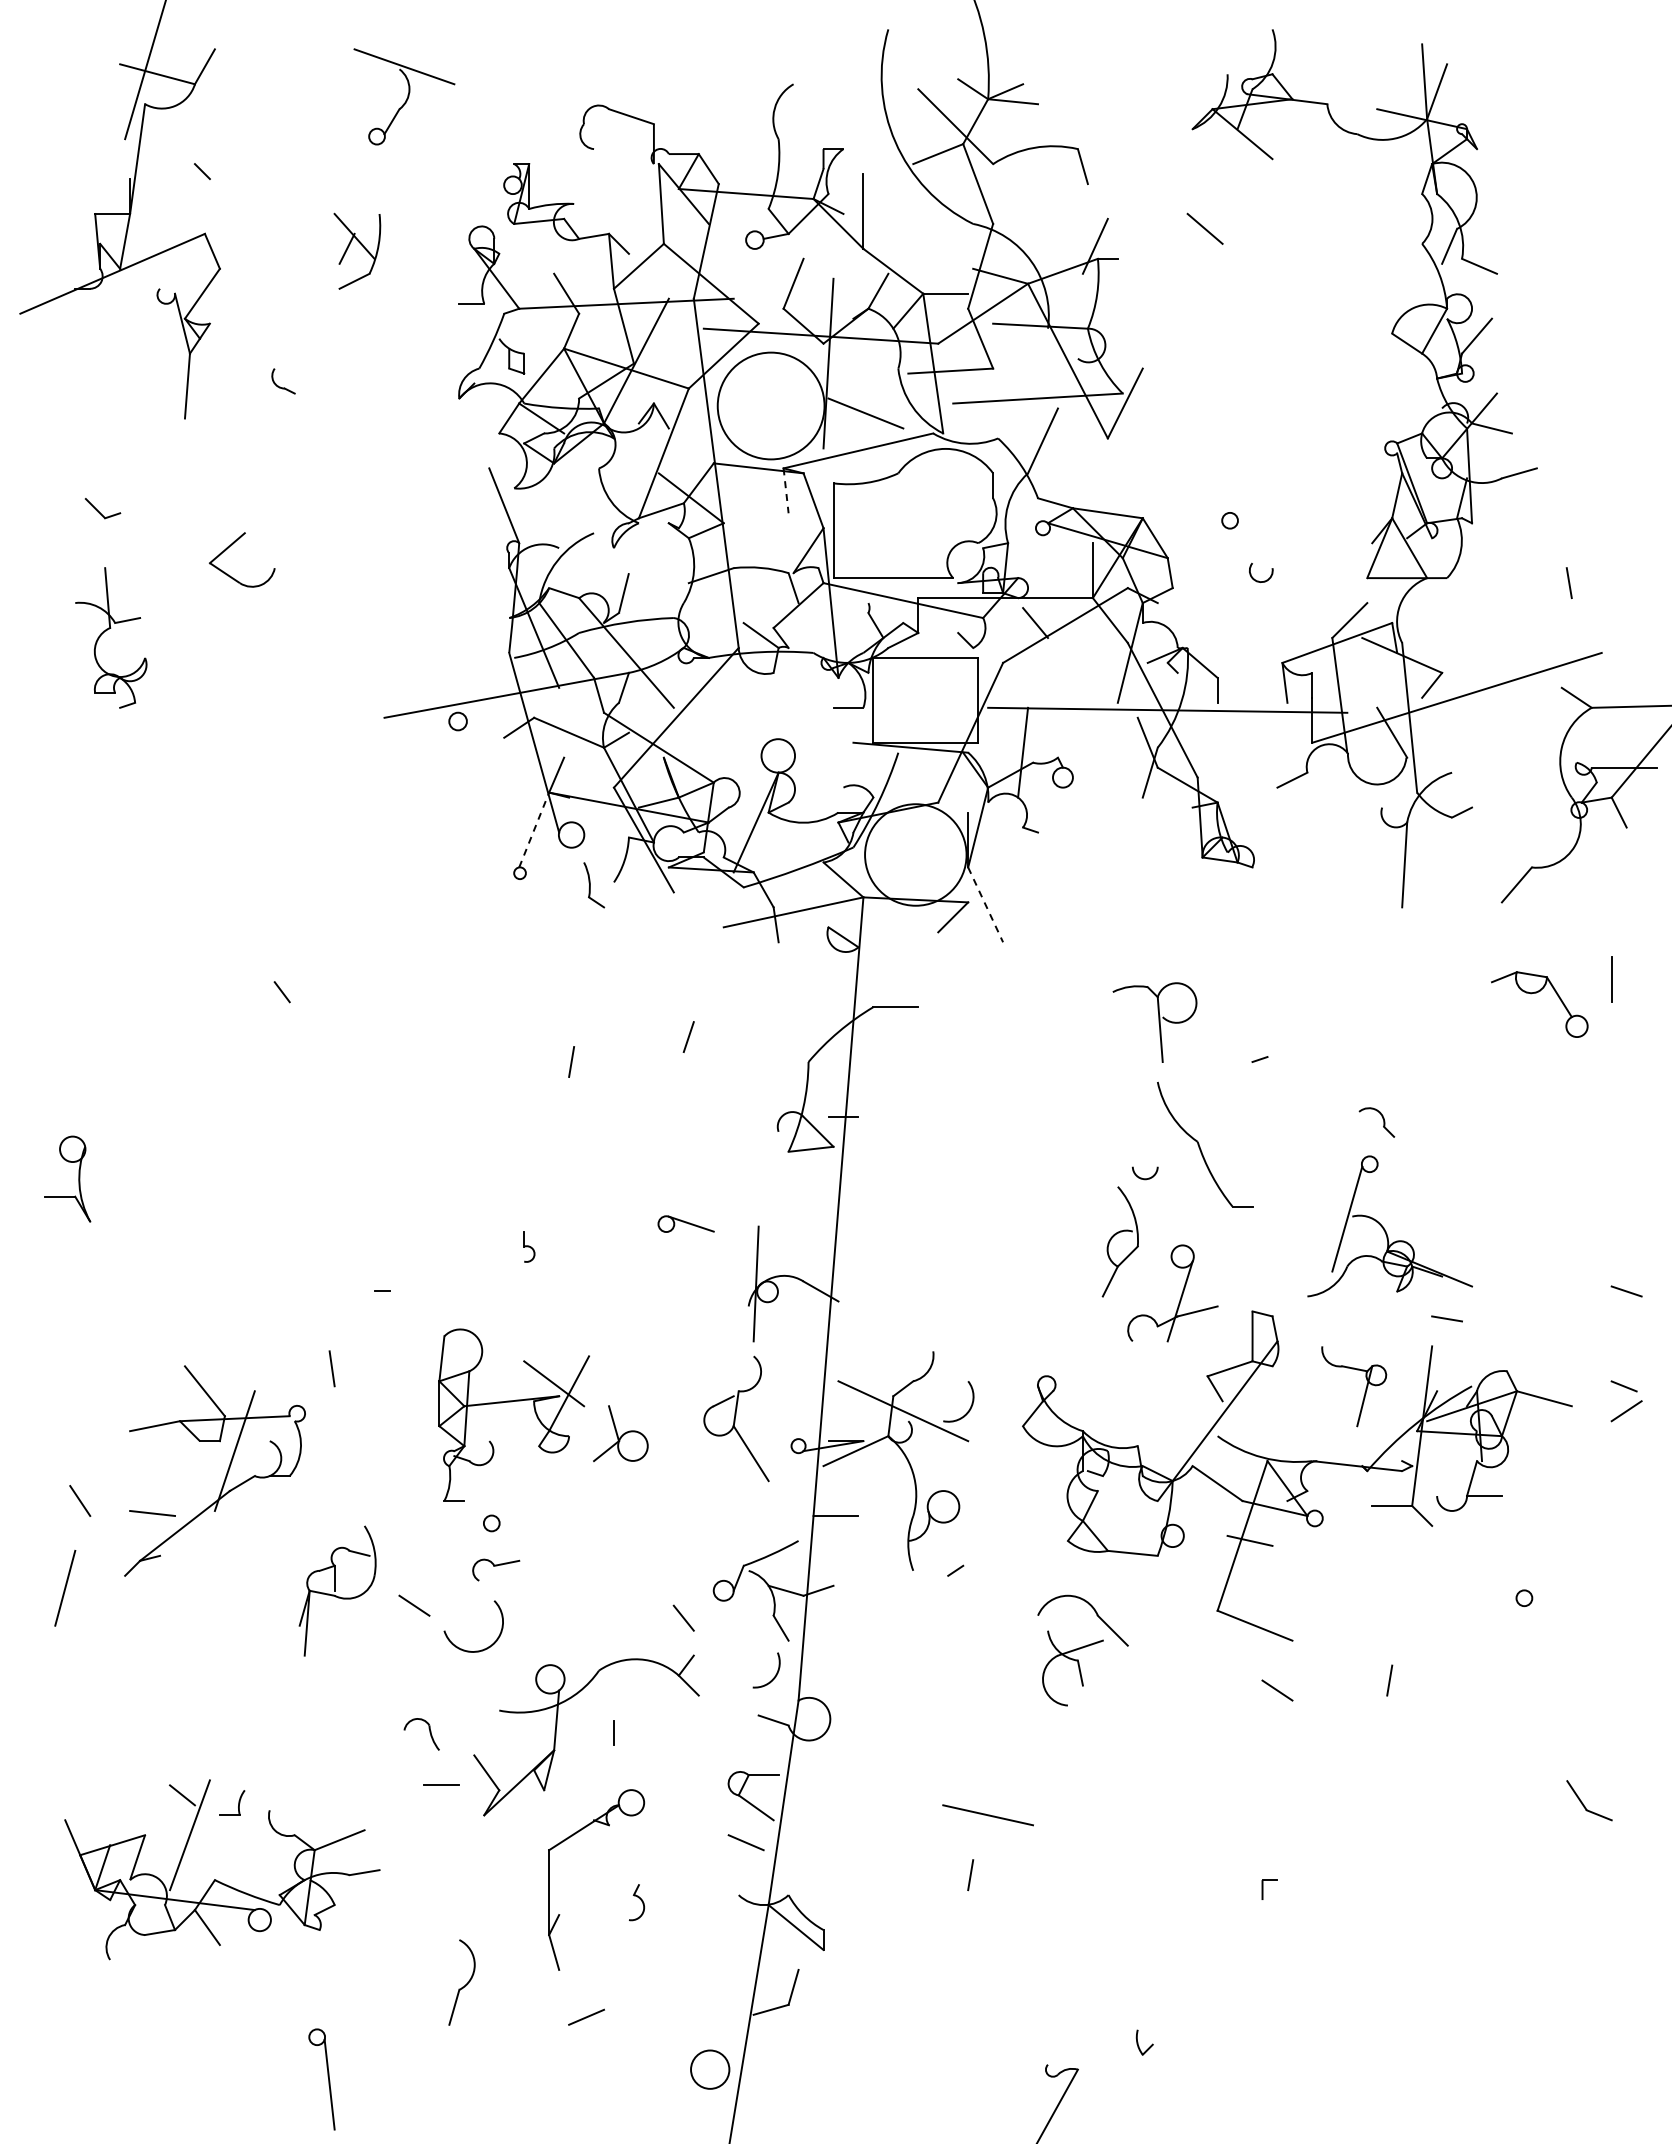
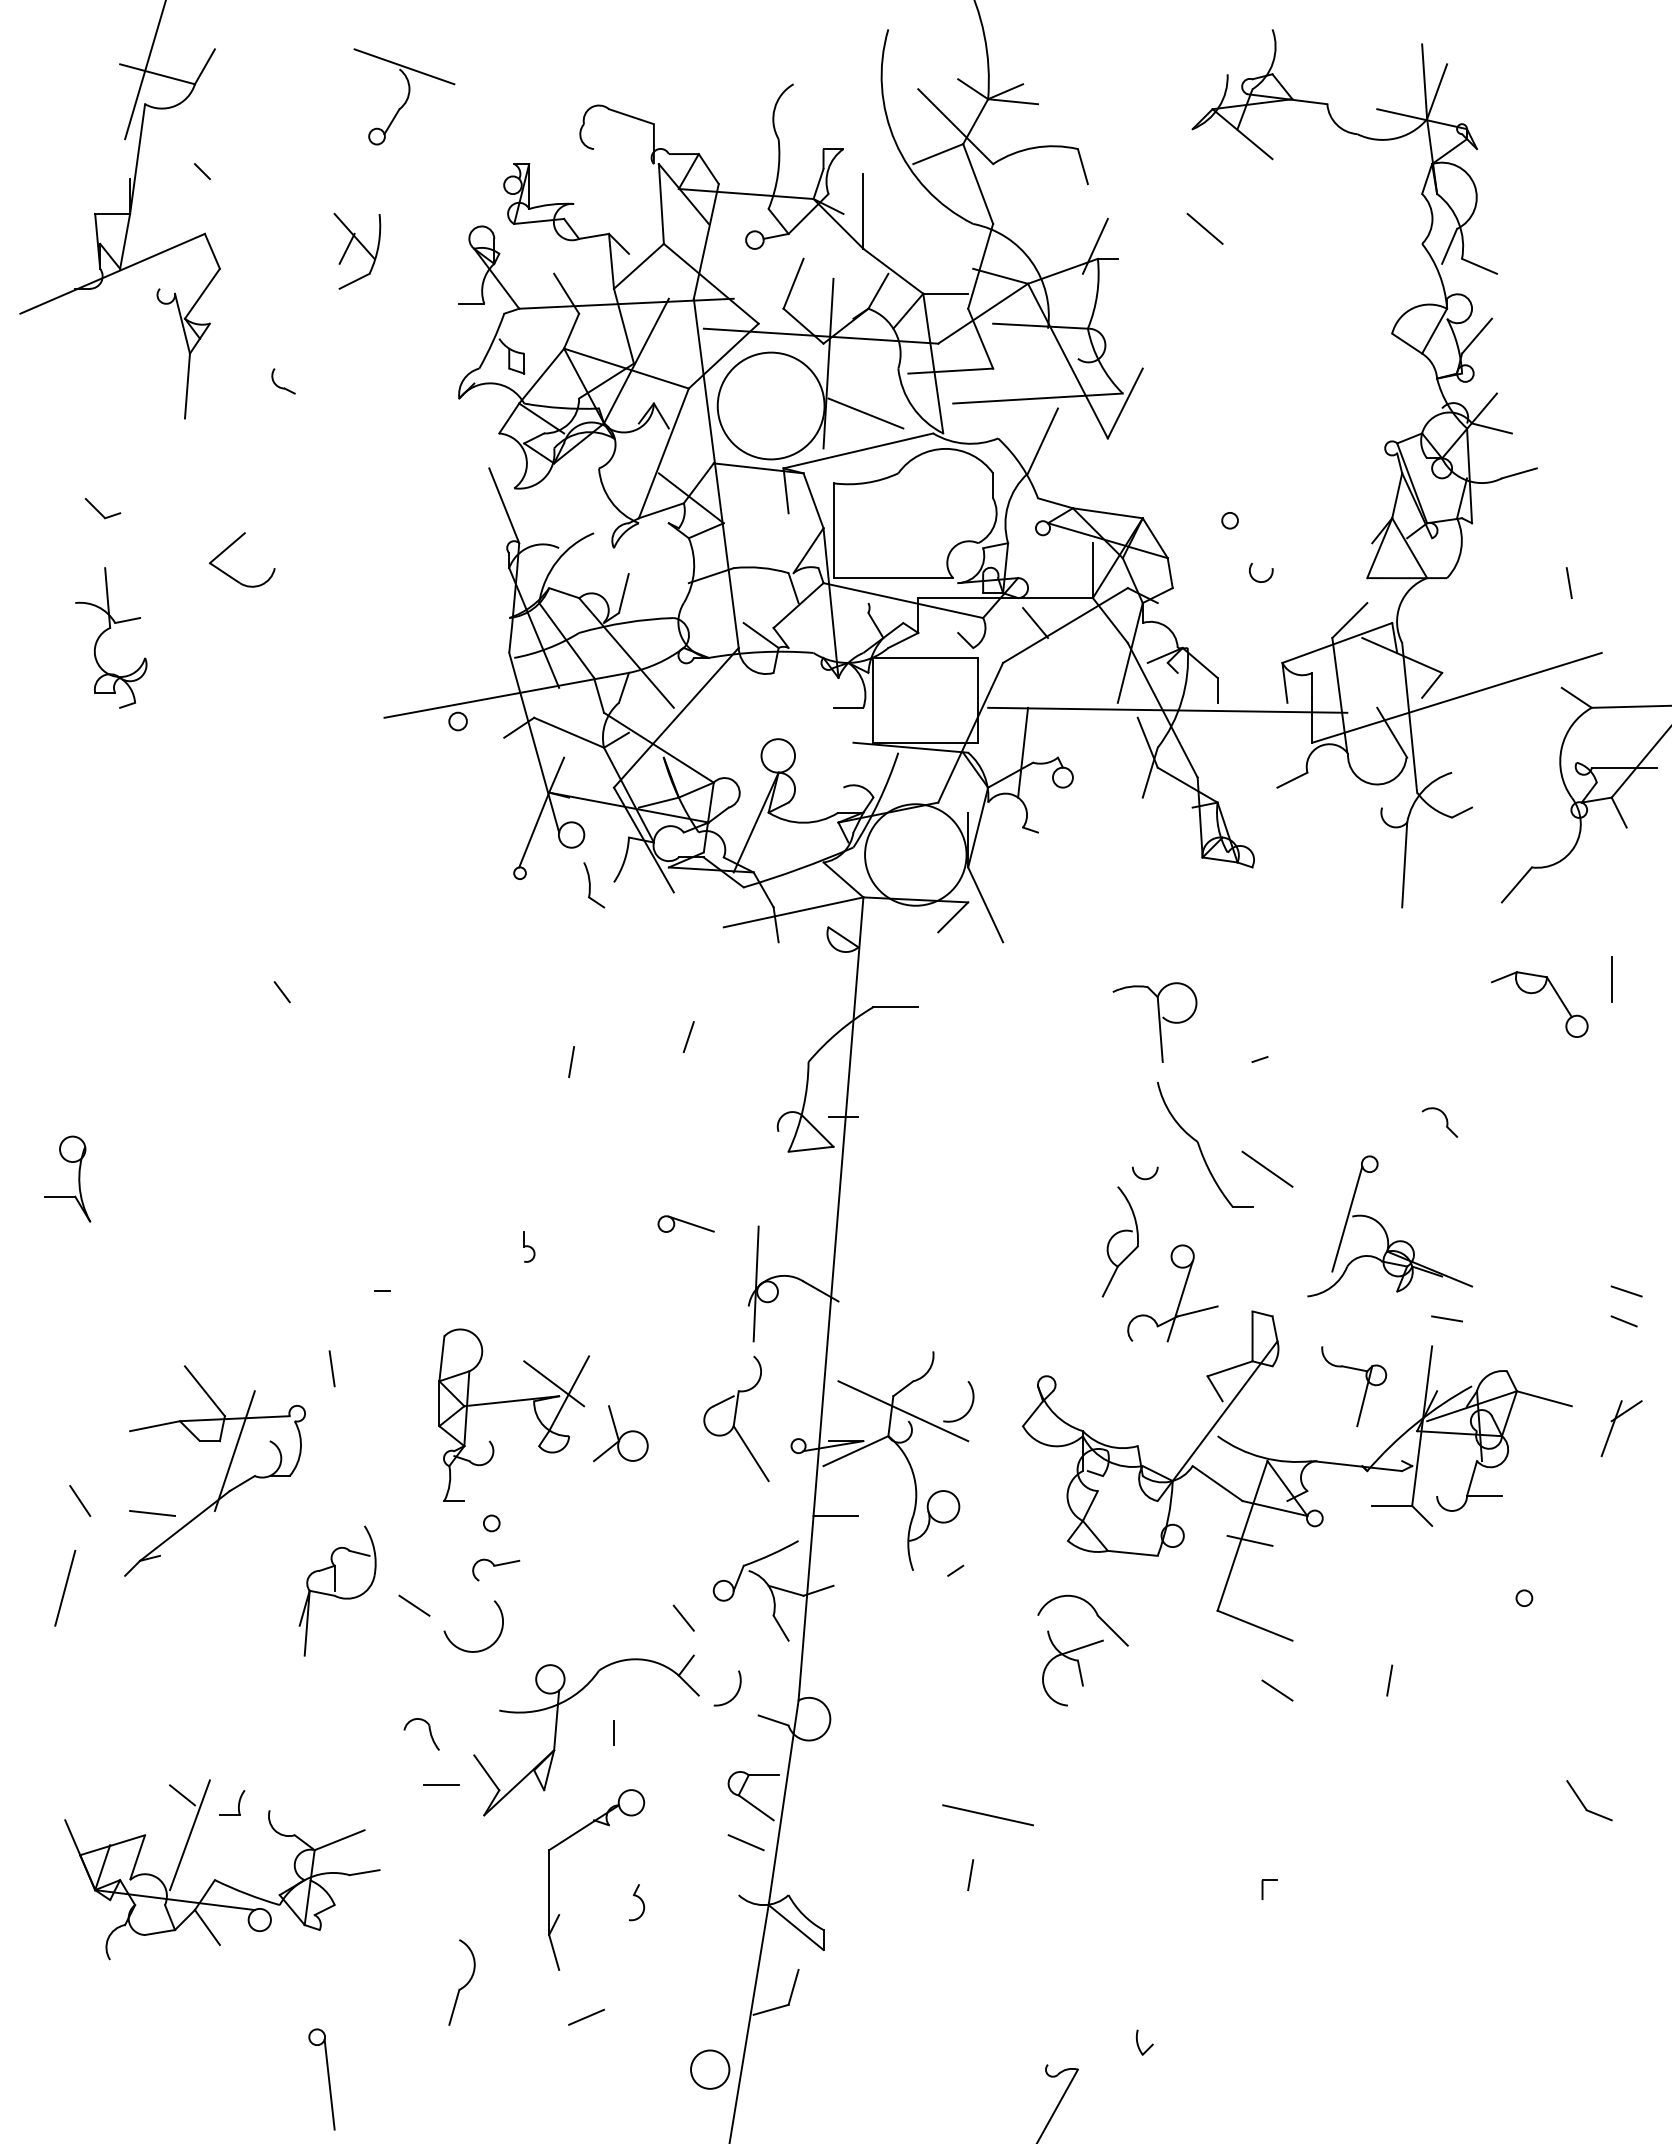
line: dashed -> solid (786, 490)
line: dashed -> solid (534, 829)
line: dashed -> solid (985, 905)
part position: (1383, 1122) -> (1446, 1122) (1446, 1122)
line: none -> present (1267, 1168)
line position: (1623, 1386) -> (1623, 1321) (1623, 1321)
line: none -> present (1611, 1428)
arc position: (775, 1674) -> (736, 1692) (736, 1692)
